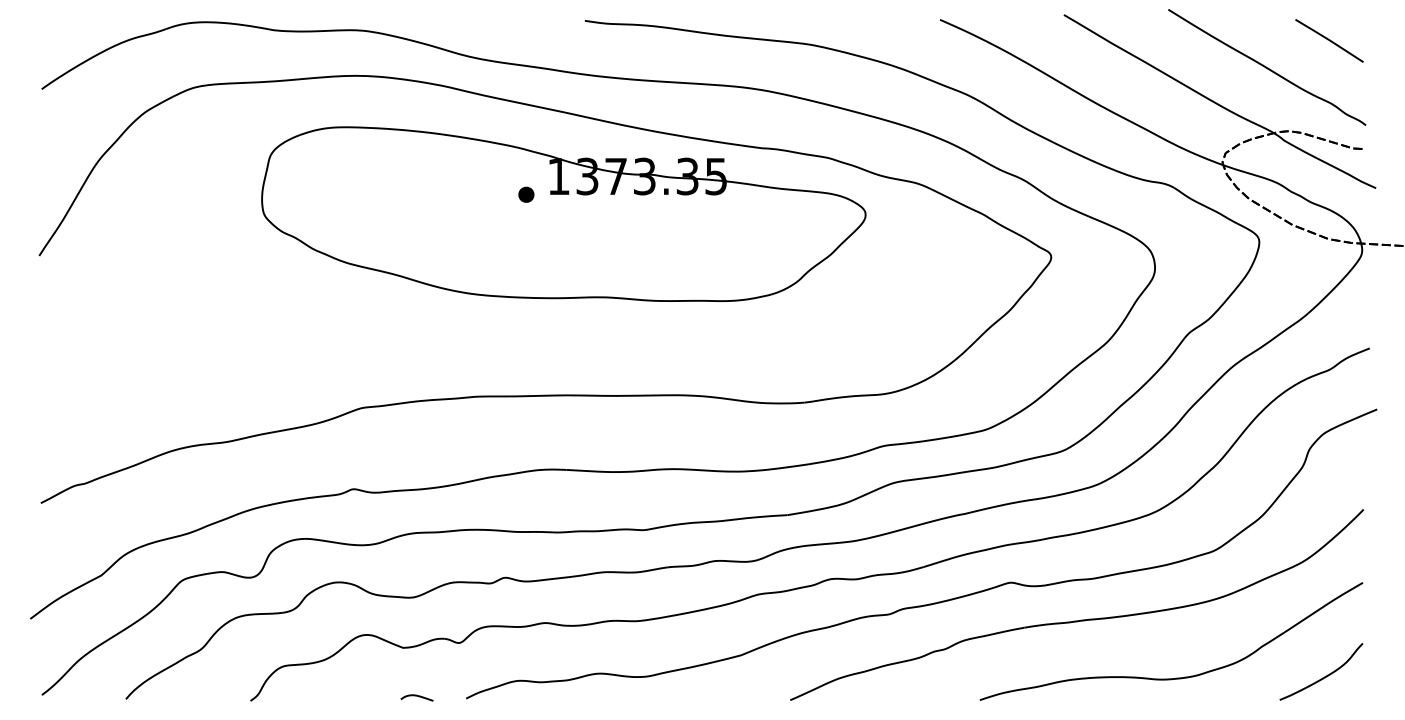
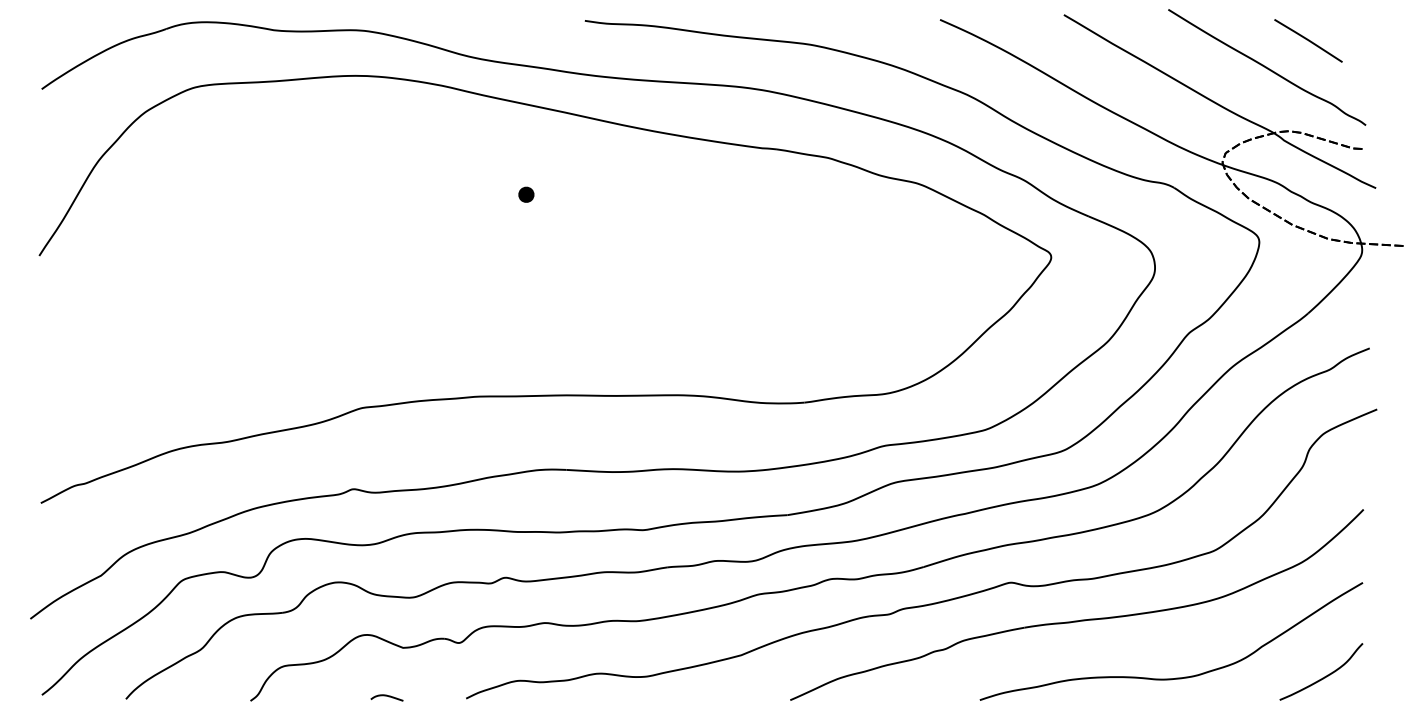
line position: (1329, 40) -> (1308, 40) (1308, 40)
part: present -> none (563, 213)
curve position: (416, 696) -> (386, 696) (386, 696)
